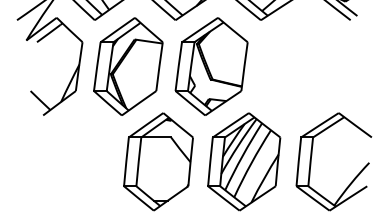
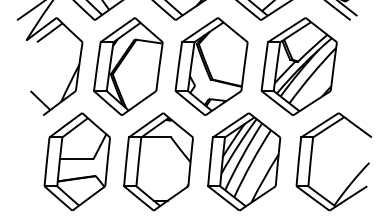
part: none -> present (298, 66)
part: none -> present (76, 161)
